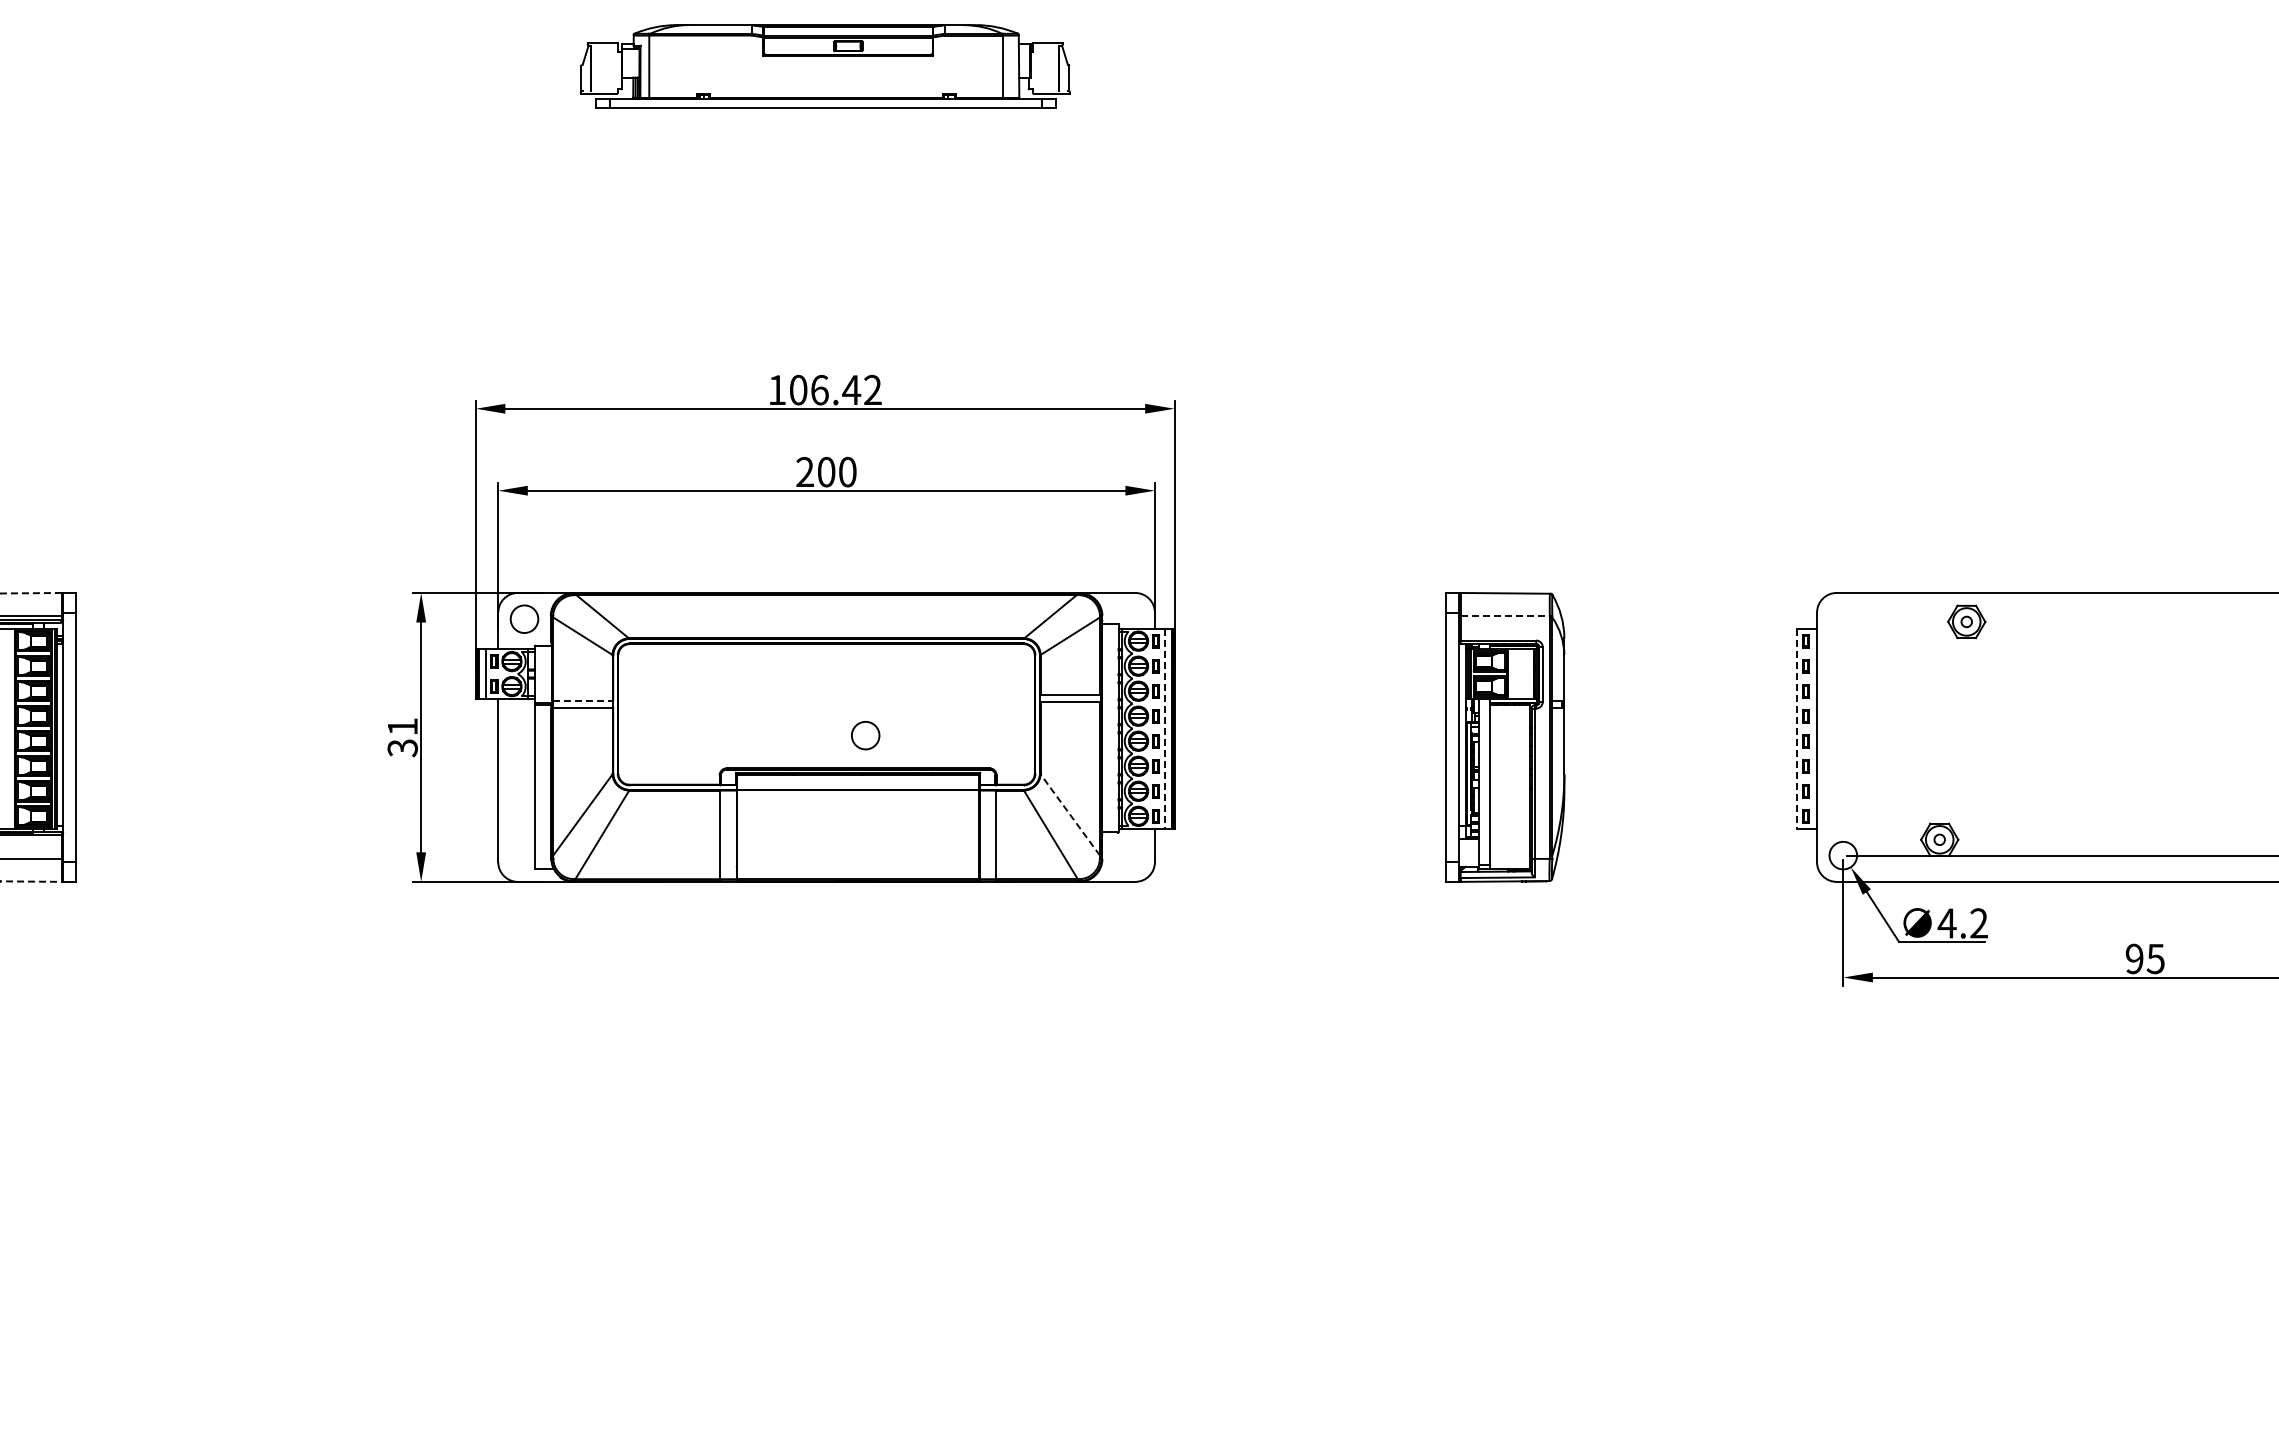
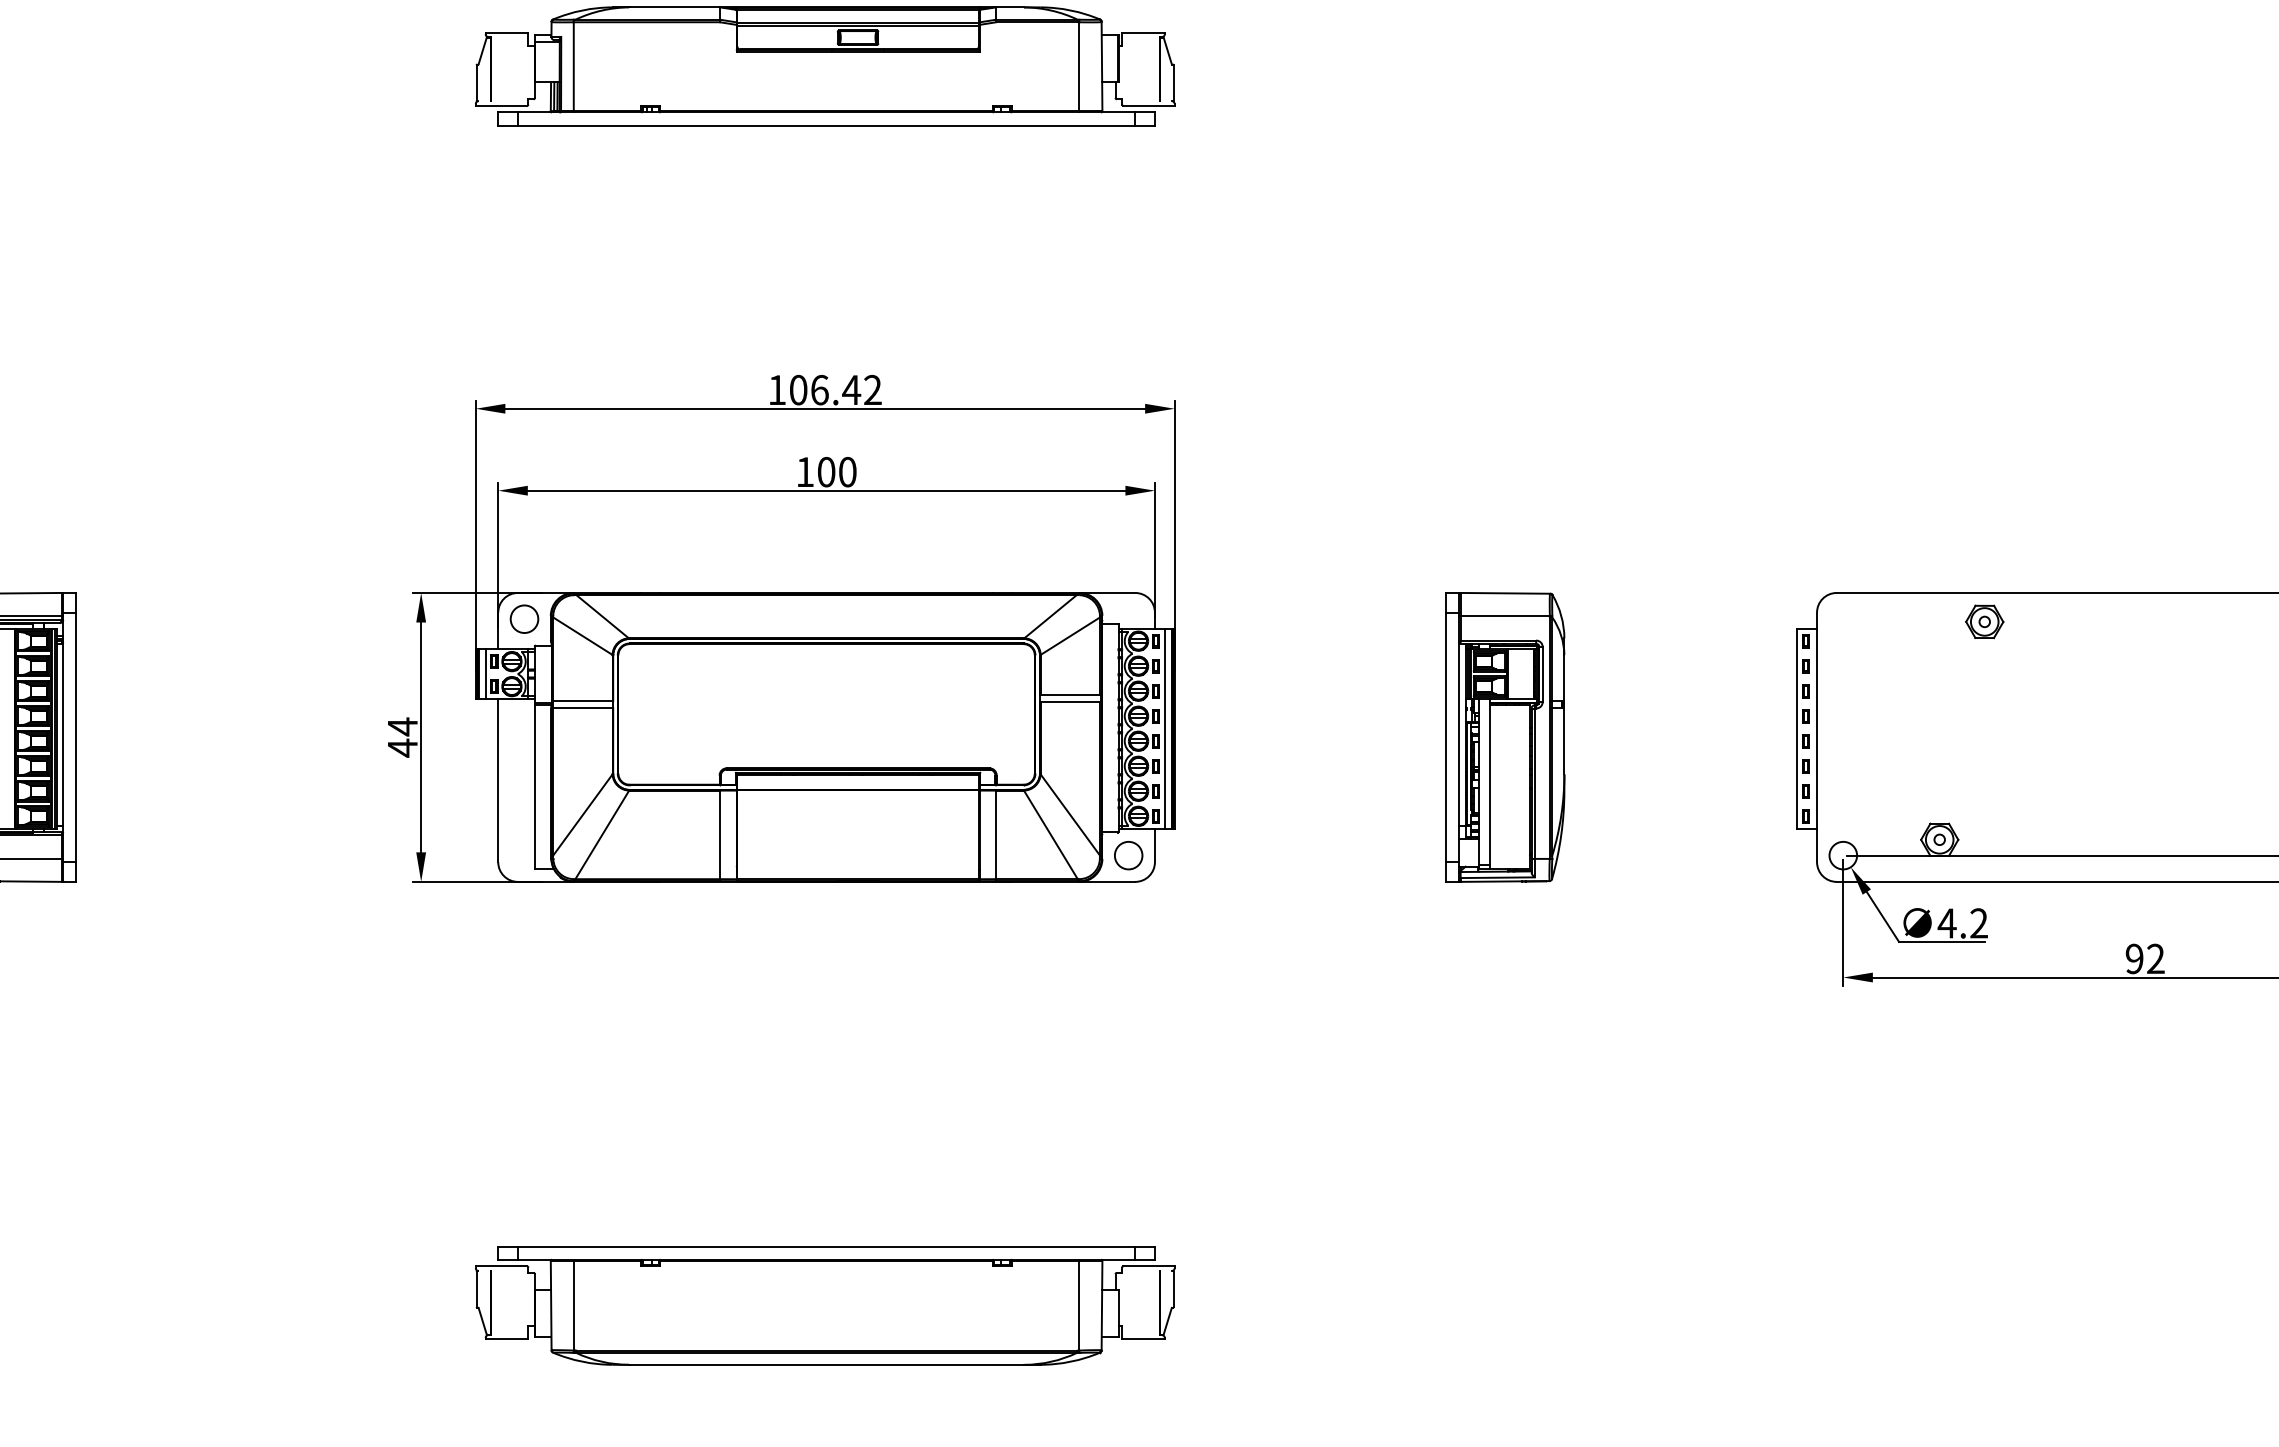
part size: 491x85 px -> 701x121 px (825, 66)
text: 200 -> 100 (804, 471)
line: dashed -> solid (31, 593)
line: dashed -> solid (1505, 615)
part position: (1966, 621) -> (1984, 621) (1984, 621)
line: dashed -> solid (582, 701)
line: dashed -> solid (1164, 729)
line: dashed -> solid (1797, 729)
circle position: (865, 735) -> (1128, 855) (1128, 855)
text: 31 -> 44 (402, 737)
line: dashed -> solid (1070, 814)
line: dashed -> solid (30, 881)
text: 95 -> 92 (2155, 958)
part: none -> present (825, 1305)
